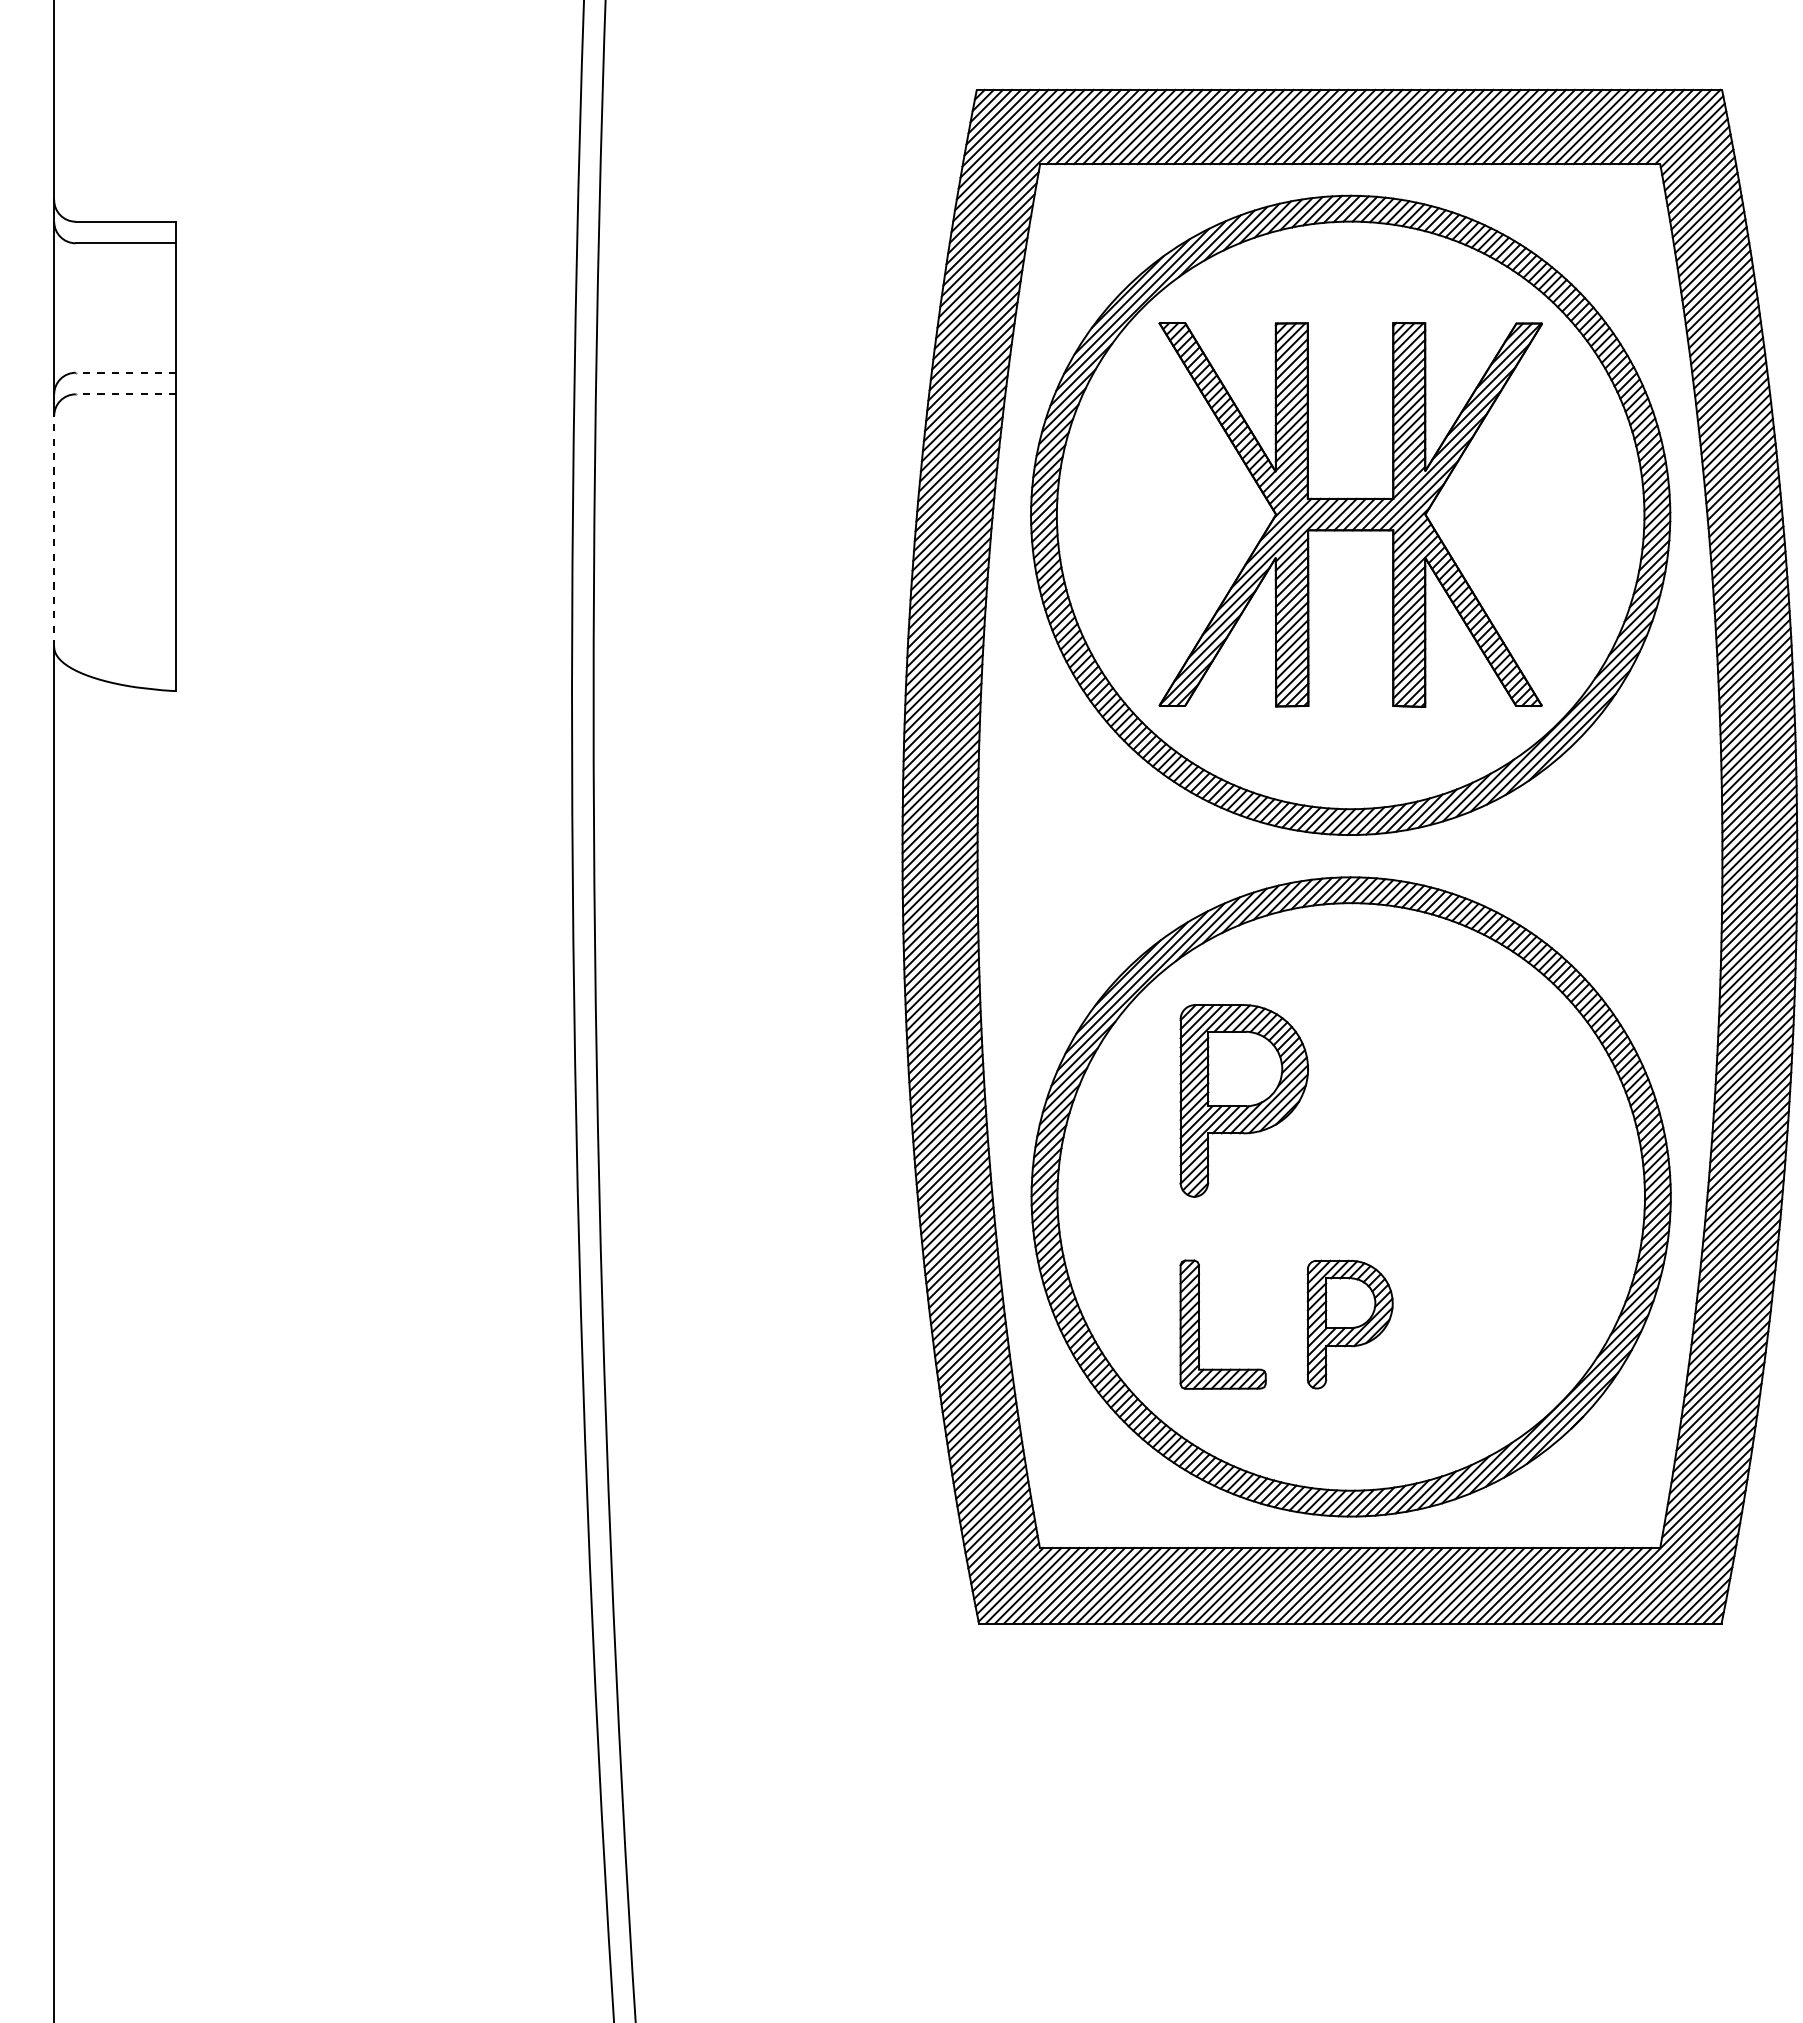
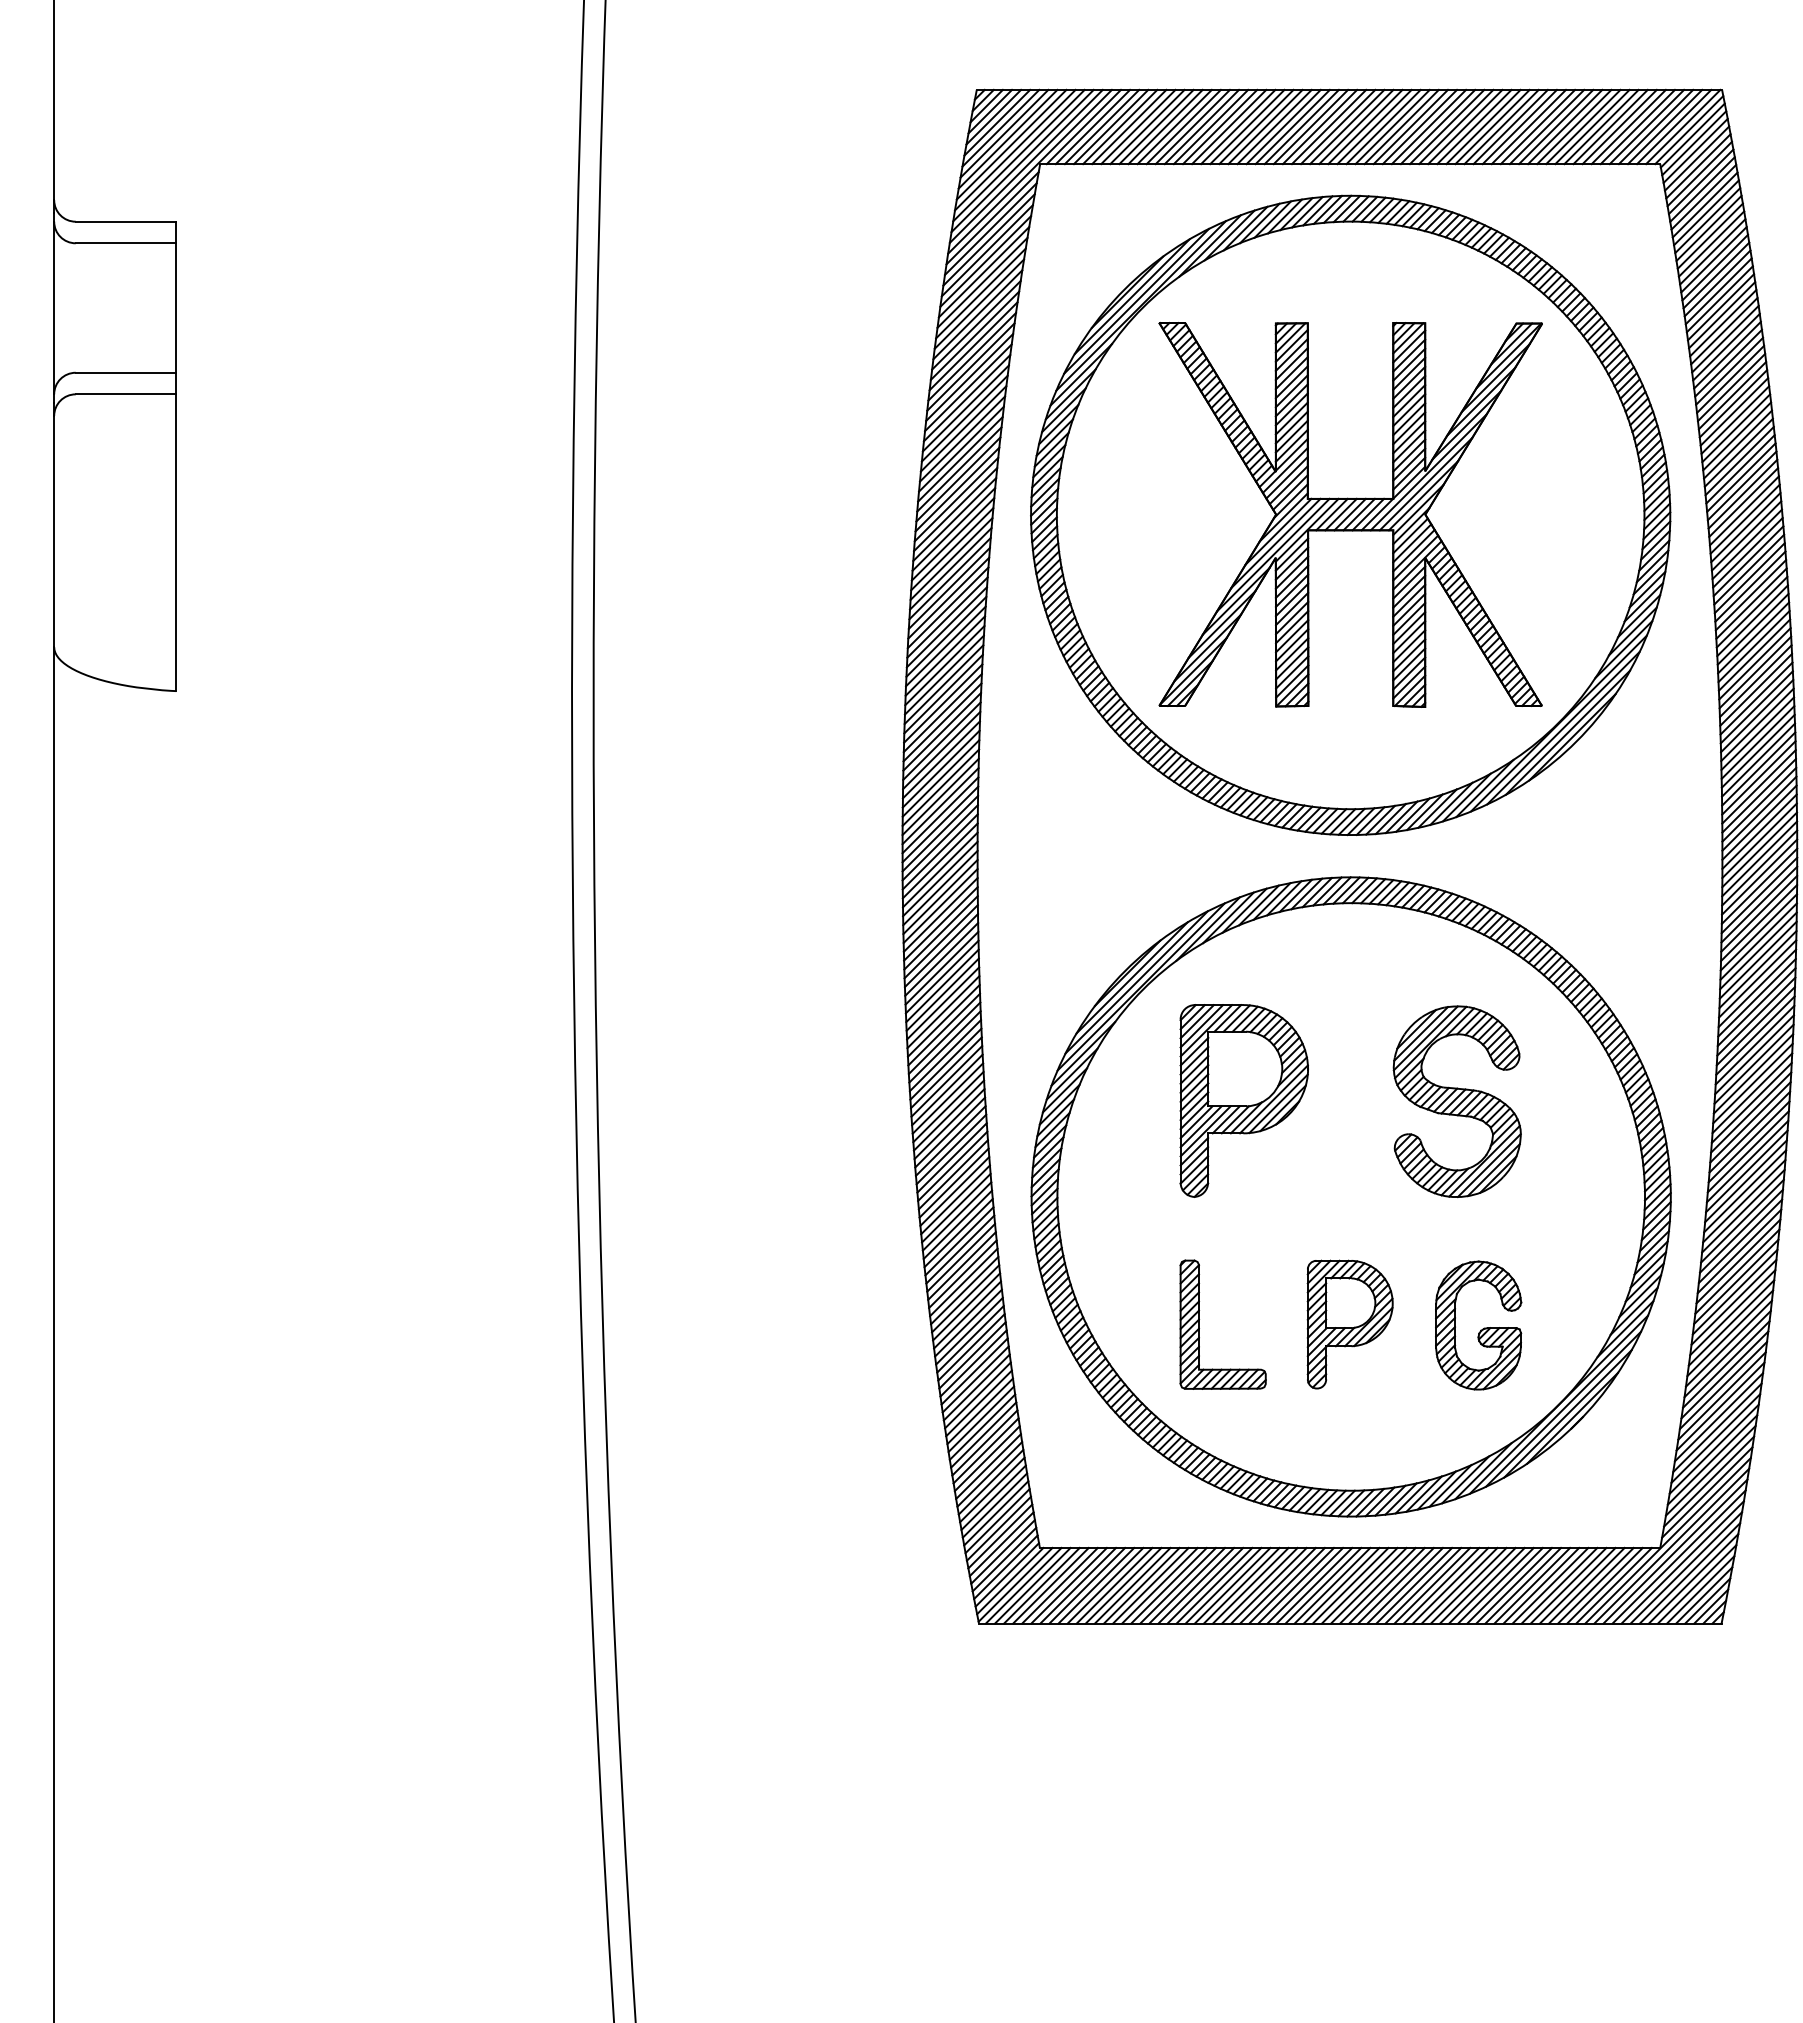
line: dashed -> solid (125, 372)
line: dashed -> solid (125, 394)
line: dashed -> solid (54, 531)
part: none -> present (1456, 1101)
part: none -> present (1478, 1325)
